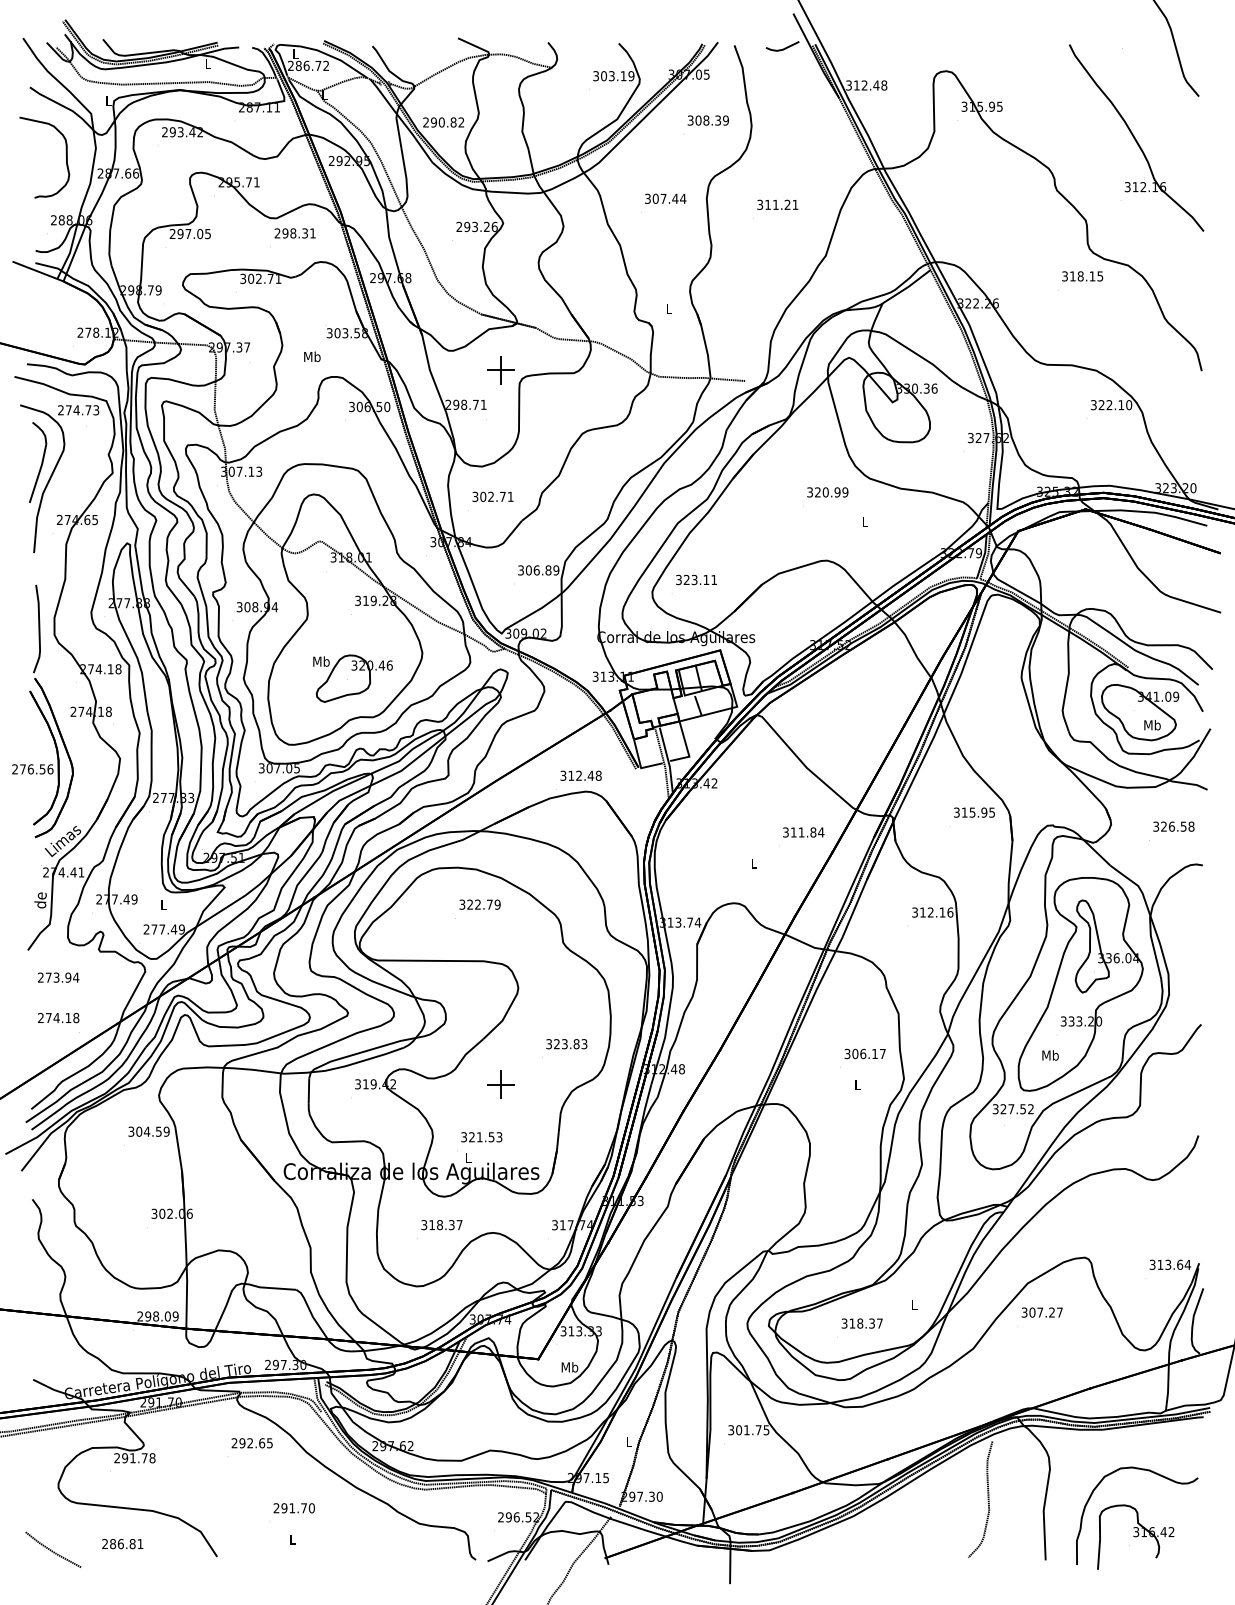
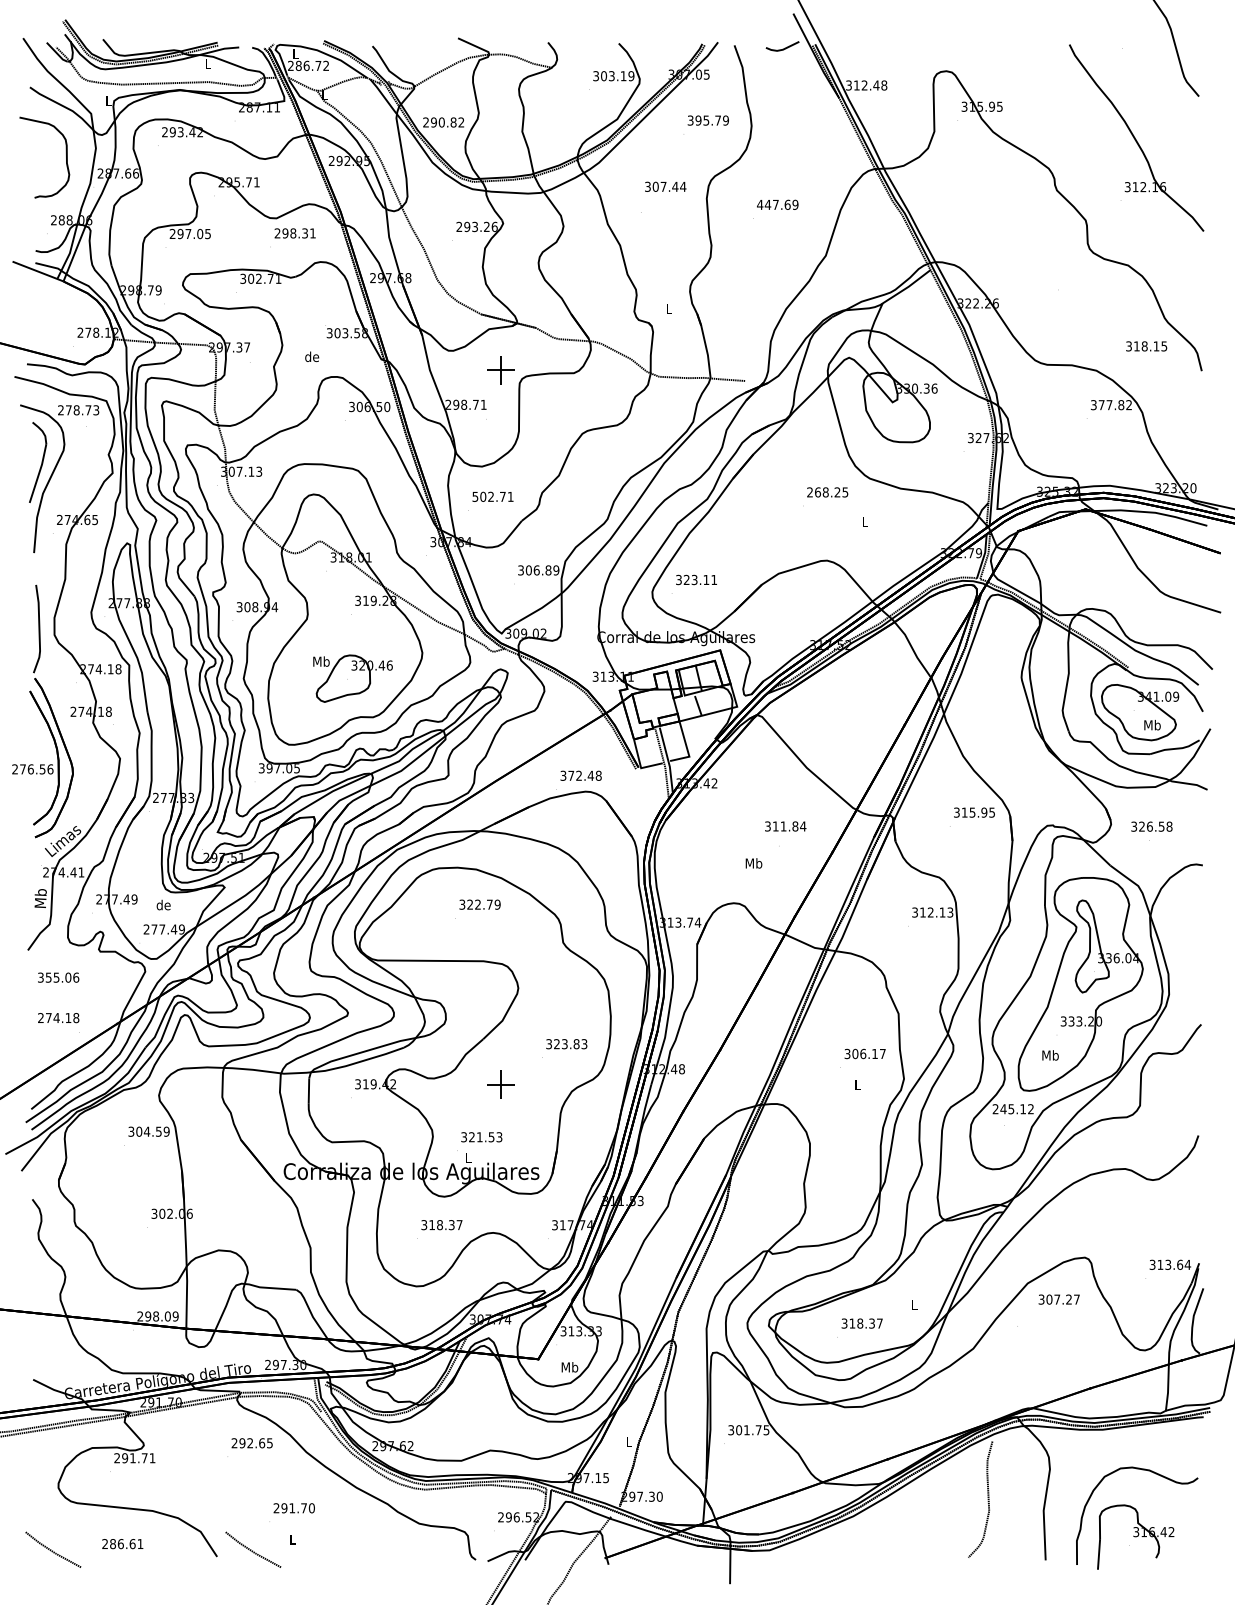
text: 308.39 -> 395.79 (707, 120)
text position: (665, 198) -> (665, 186) (665, 186)
text: 311.21 -> 447.69 (777, 204)
text position: (1082, 276) -> (1146, 346) (1146, 346)
text: Mb -> de (312, 356)
text: 322.10 -> 377.82 (1115, 405)
text: 274.73 -> 278.73 (76, 410)
text: 320.99 -> 268.25 (827, 492)
text: 302.71 -> 502.71 (475, 495)
text: 307.05 -> 397.05 (269, 768)
text: 312.48 -> 372.48 (571, 775)
text position: (1173, 826) -> (1151, 826) (1151, 826)
text position: (803, 832) -> (785, 826) (785, 826)
text: L -> Mb (753, 863)
text: de -> Mb (40, 898)
text: L -> de (163, 904)
text: 312.16 -> 312.13 (950, 912)
text: 273.94 -> 355.06 (58, 977)
text: 327.52 -> 245.12 (1008, 1109)
text position: (1041, 1312) -> (1058, 1299) (1058, 1299)
text: 291.78 -> 291.71 (152, 1458)
text: 286.81 -> 286.61 (132, 1543)
line: none -> present (252, 1550)
